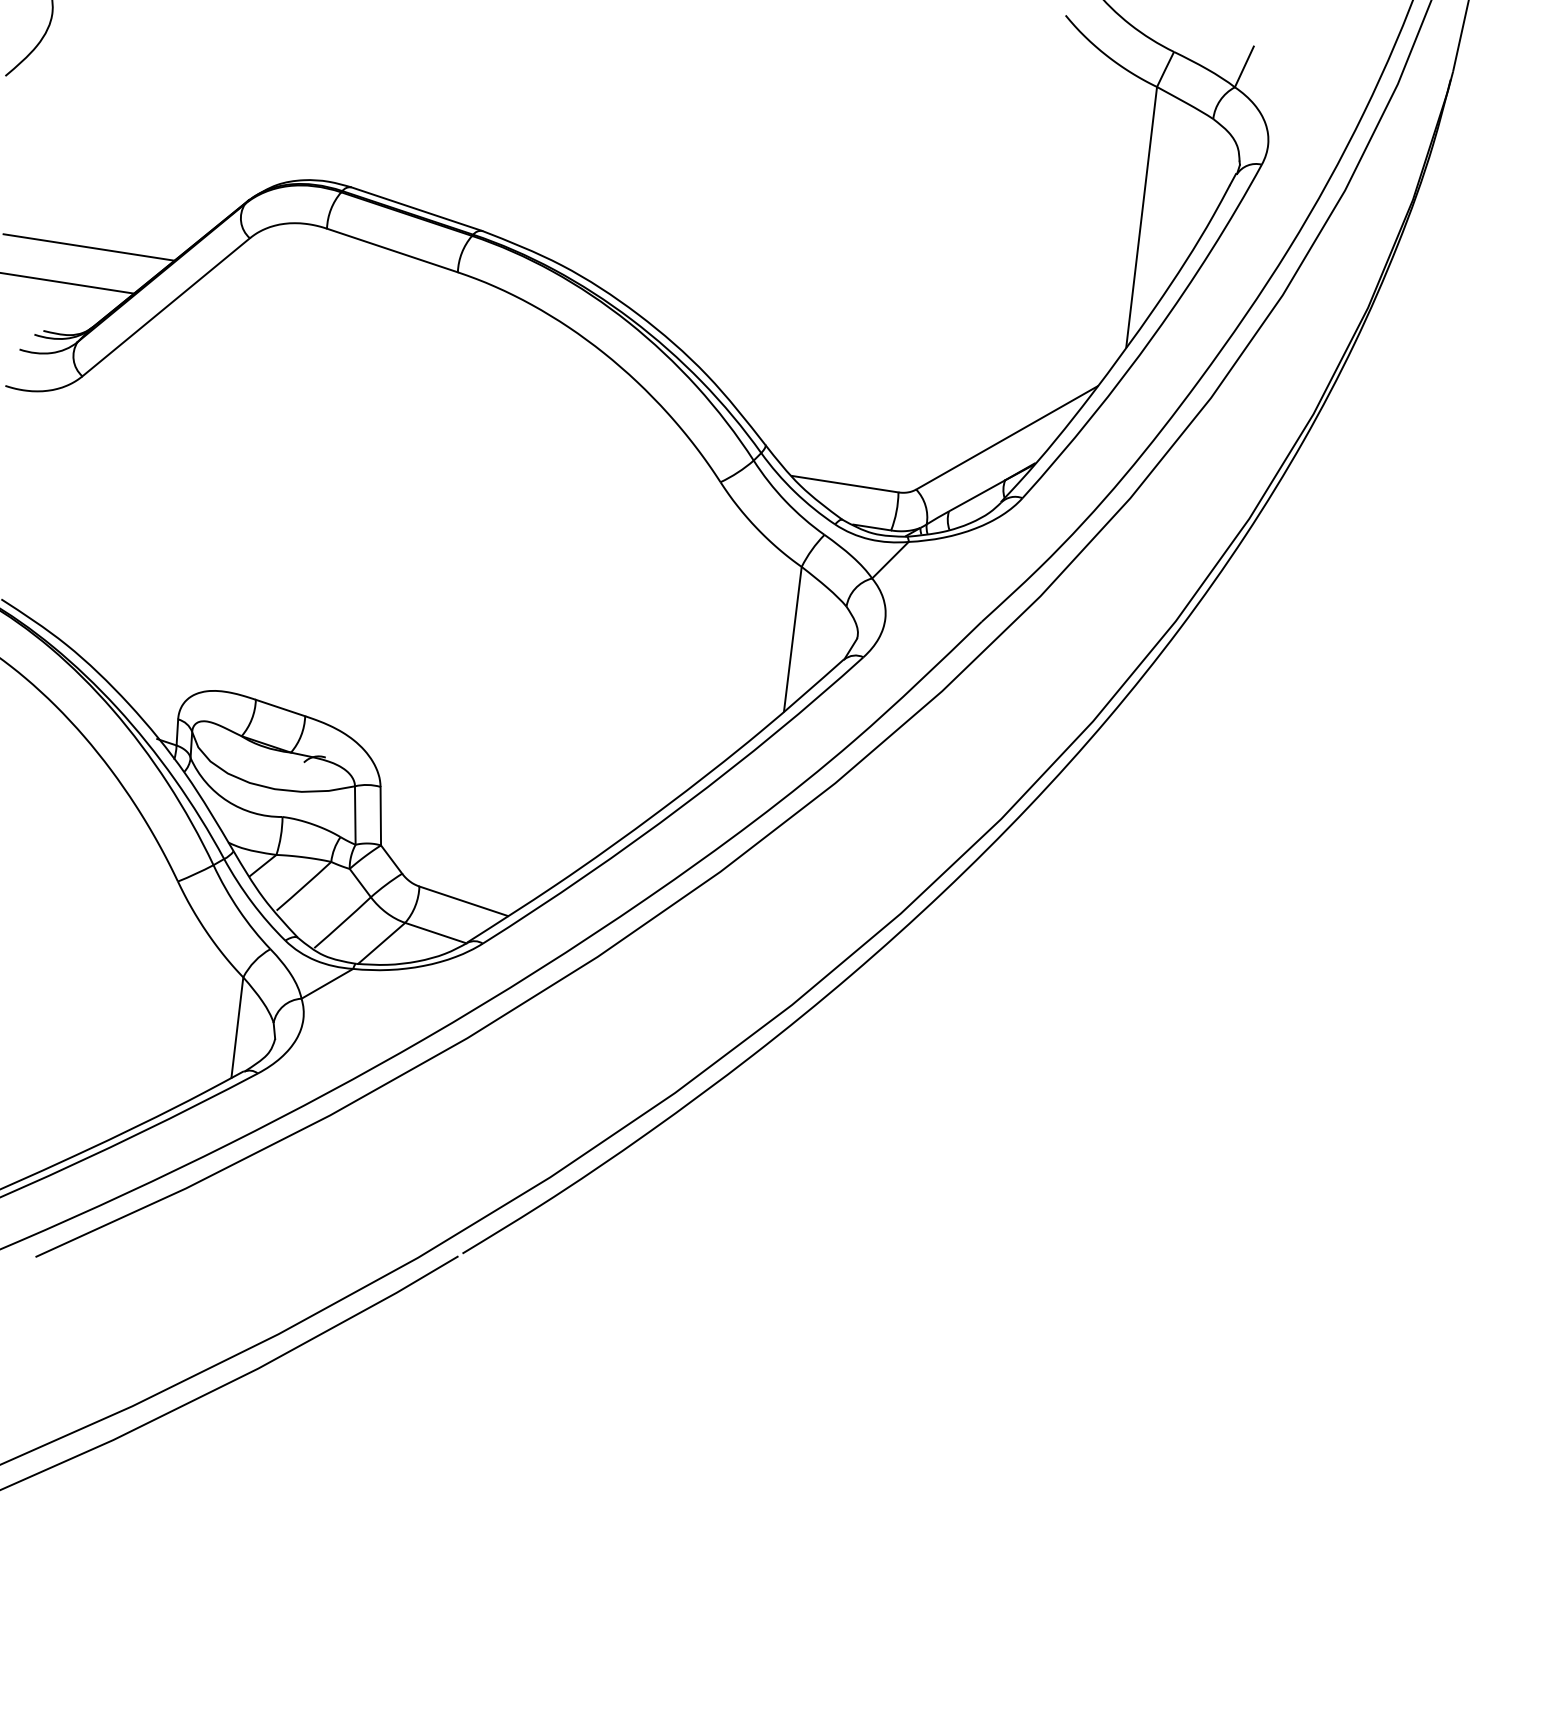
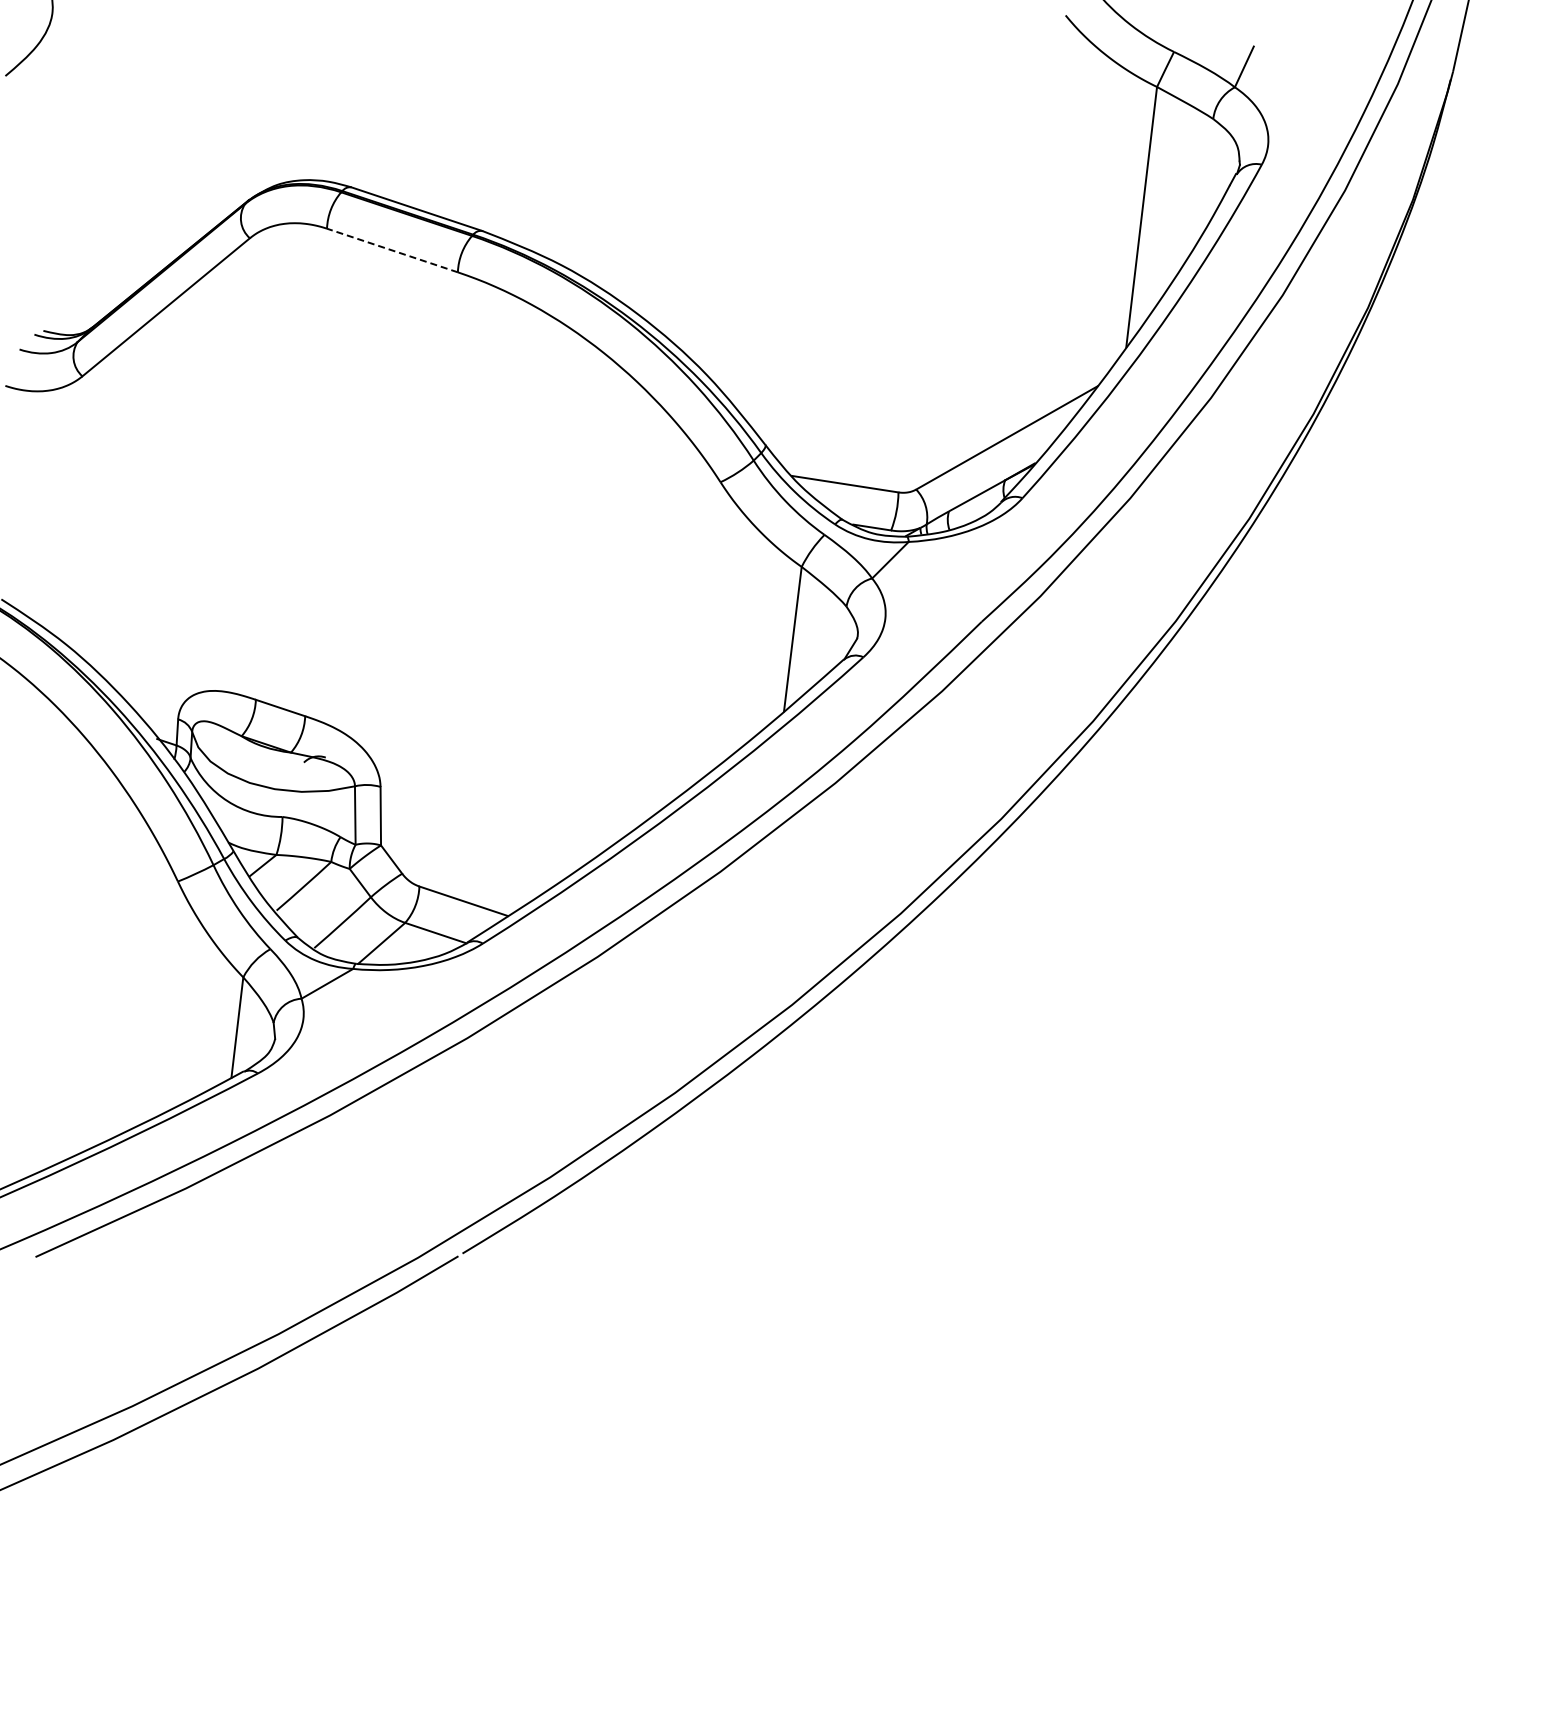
line: present -> none (88, 247)
line: solid -> dashed (392, 250)
line: present -> none (68, 283)
